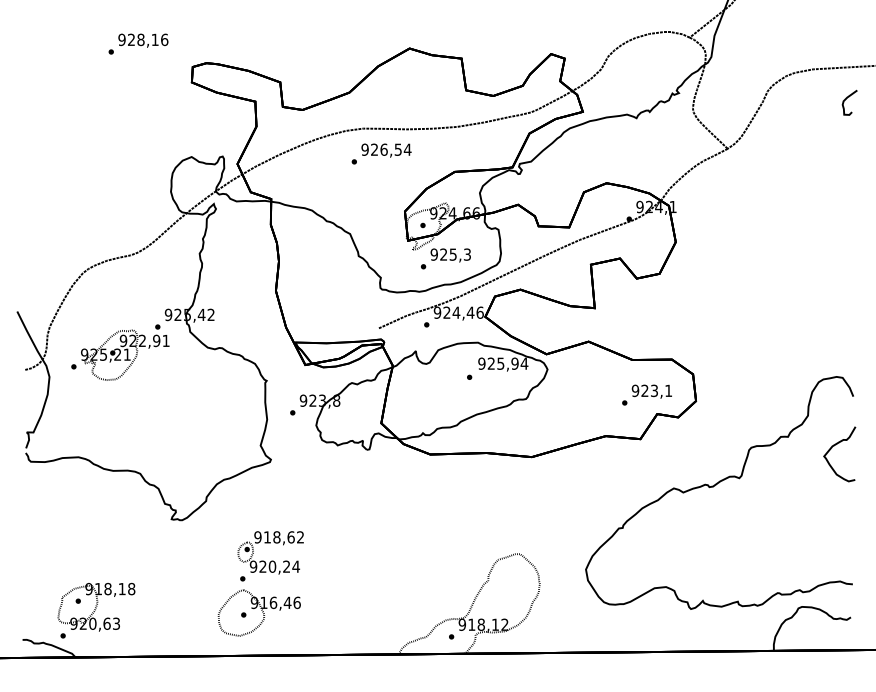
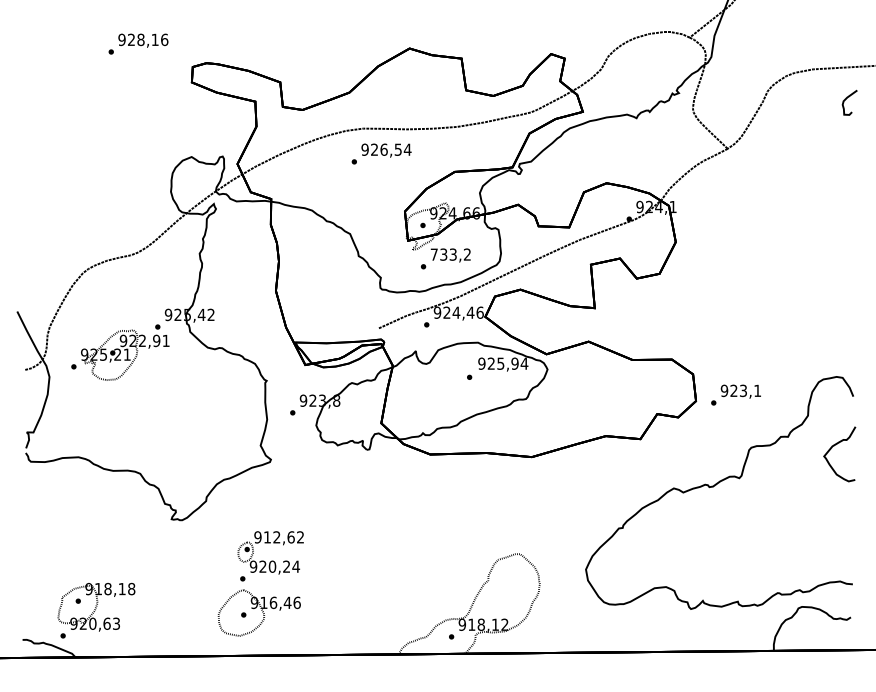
text: 925,3 -> 733,2 (450, 254)
text position: (646, 394) -> (735, 394) (735, 394)
text: 918,62 -> 912,62 (276, 537)
